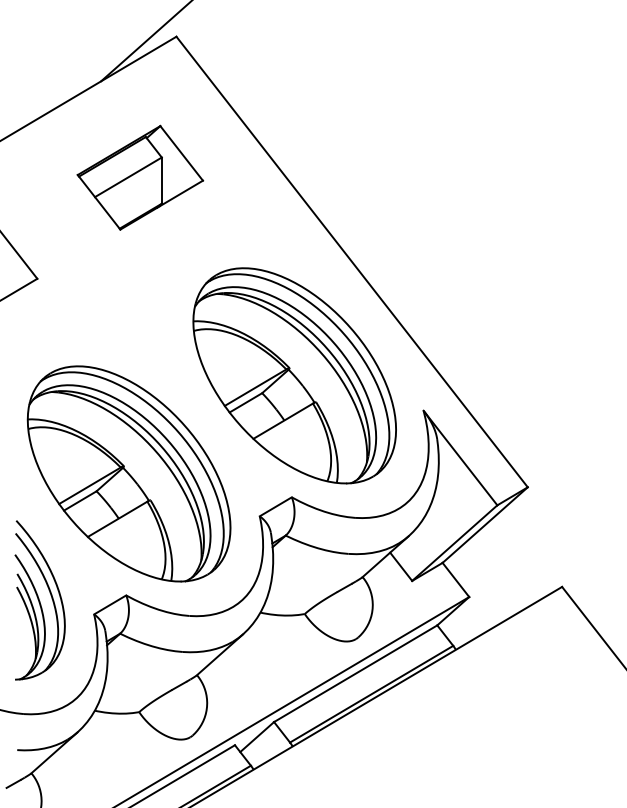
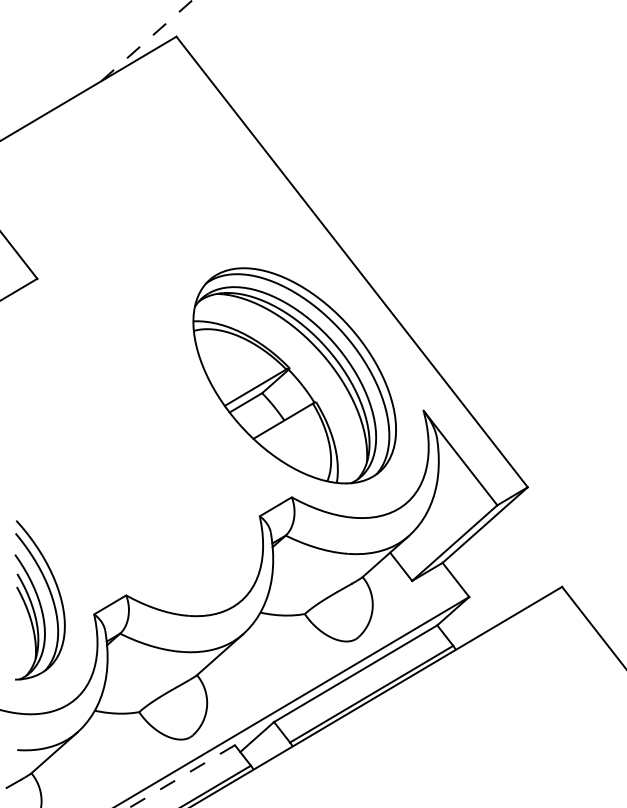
line: solid -> dashed (147, 40)
part: present -> none (140, 177)
part: present -> none (128, 473)
line: solid -> dashed (181, 776)
